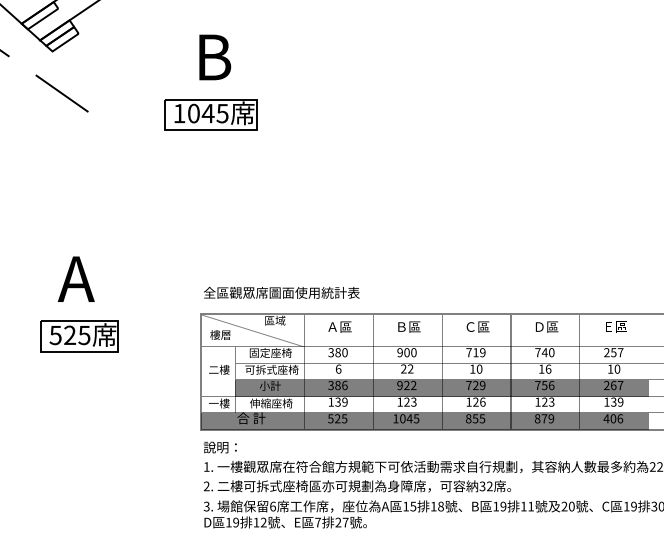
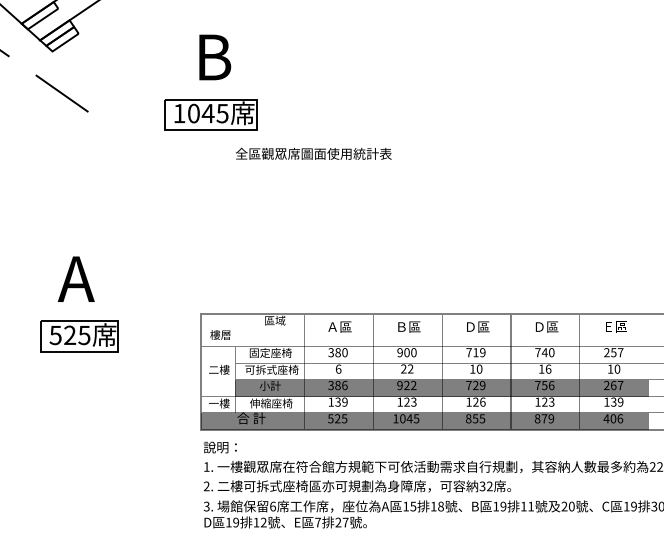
text position: (281, 292) -> (313, 153) (313, 153)
text: Ｃ區 -> Ｄ區 (470, 326)
fill: present -> none (252, 330)
